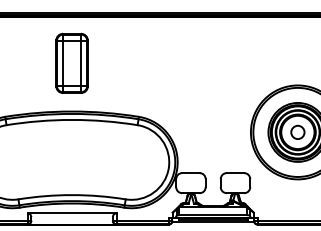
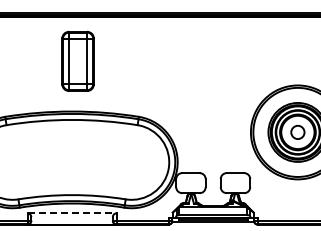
part position: (71, 62) -> (77, 60) (77, 60)
line: solid -> dashed (72, 213)
